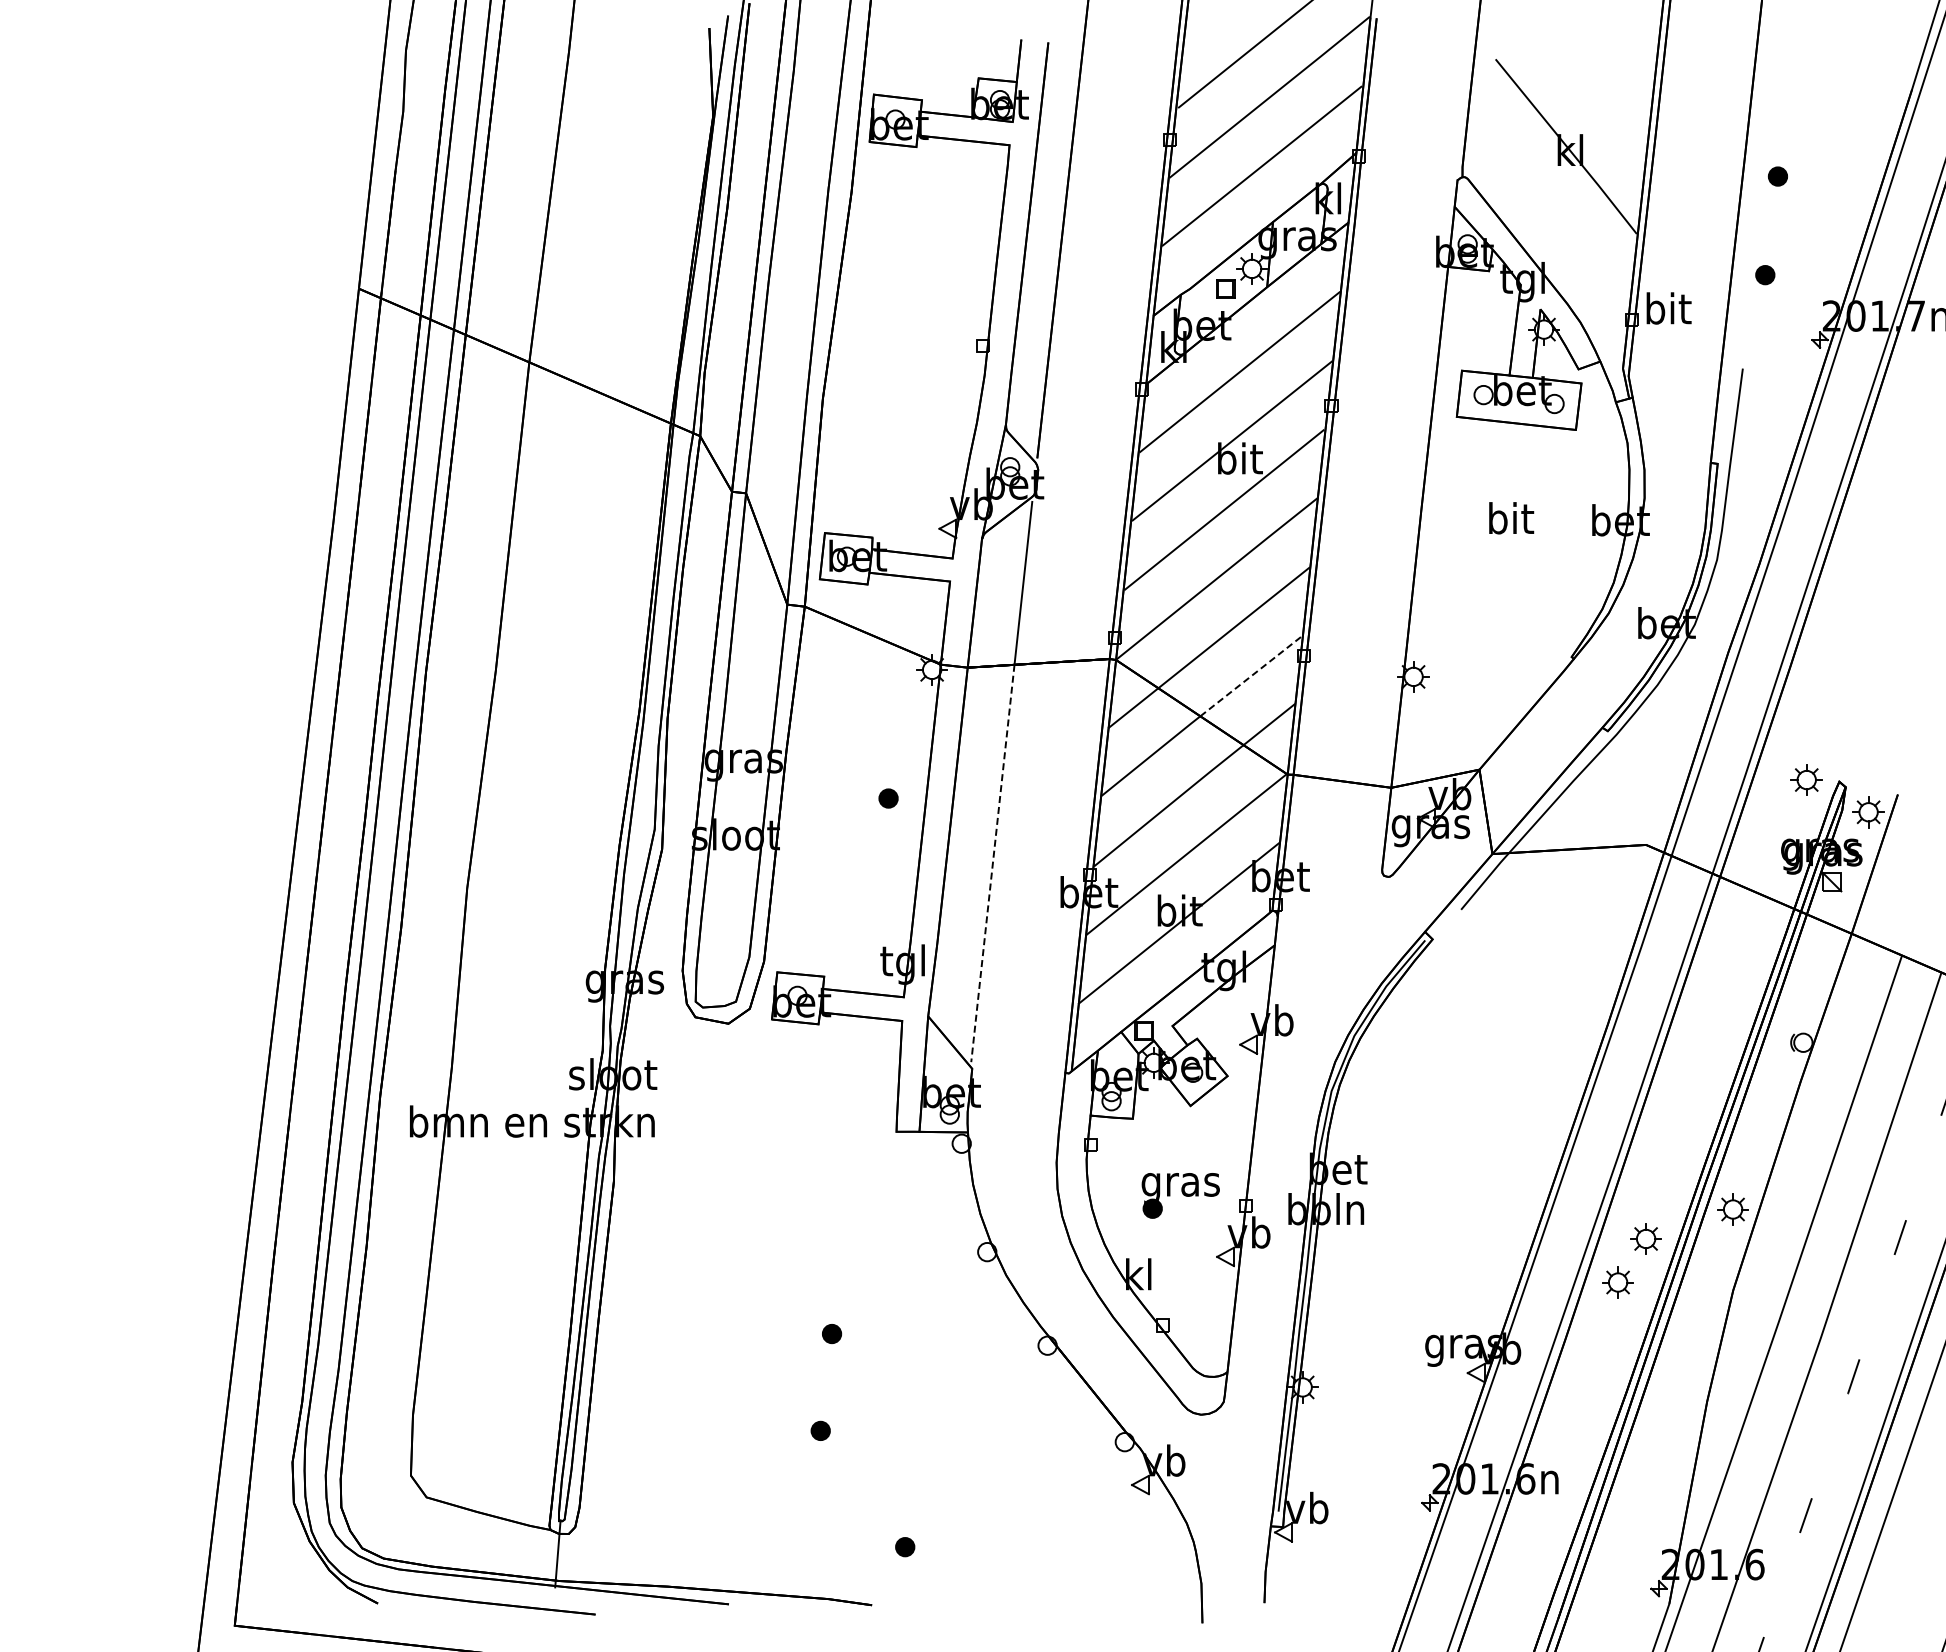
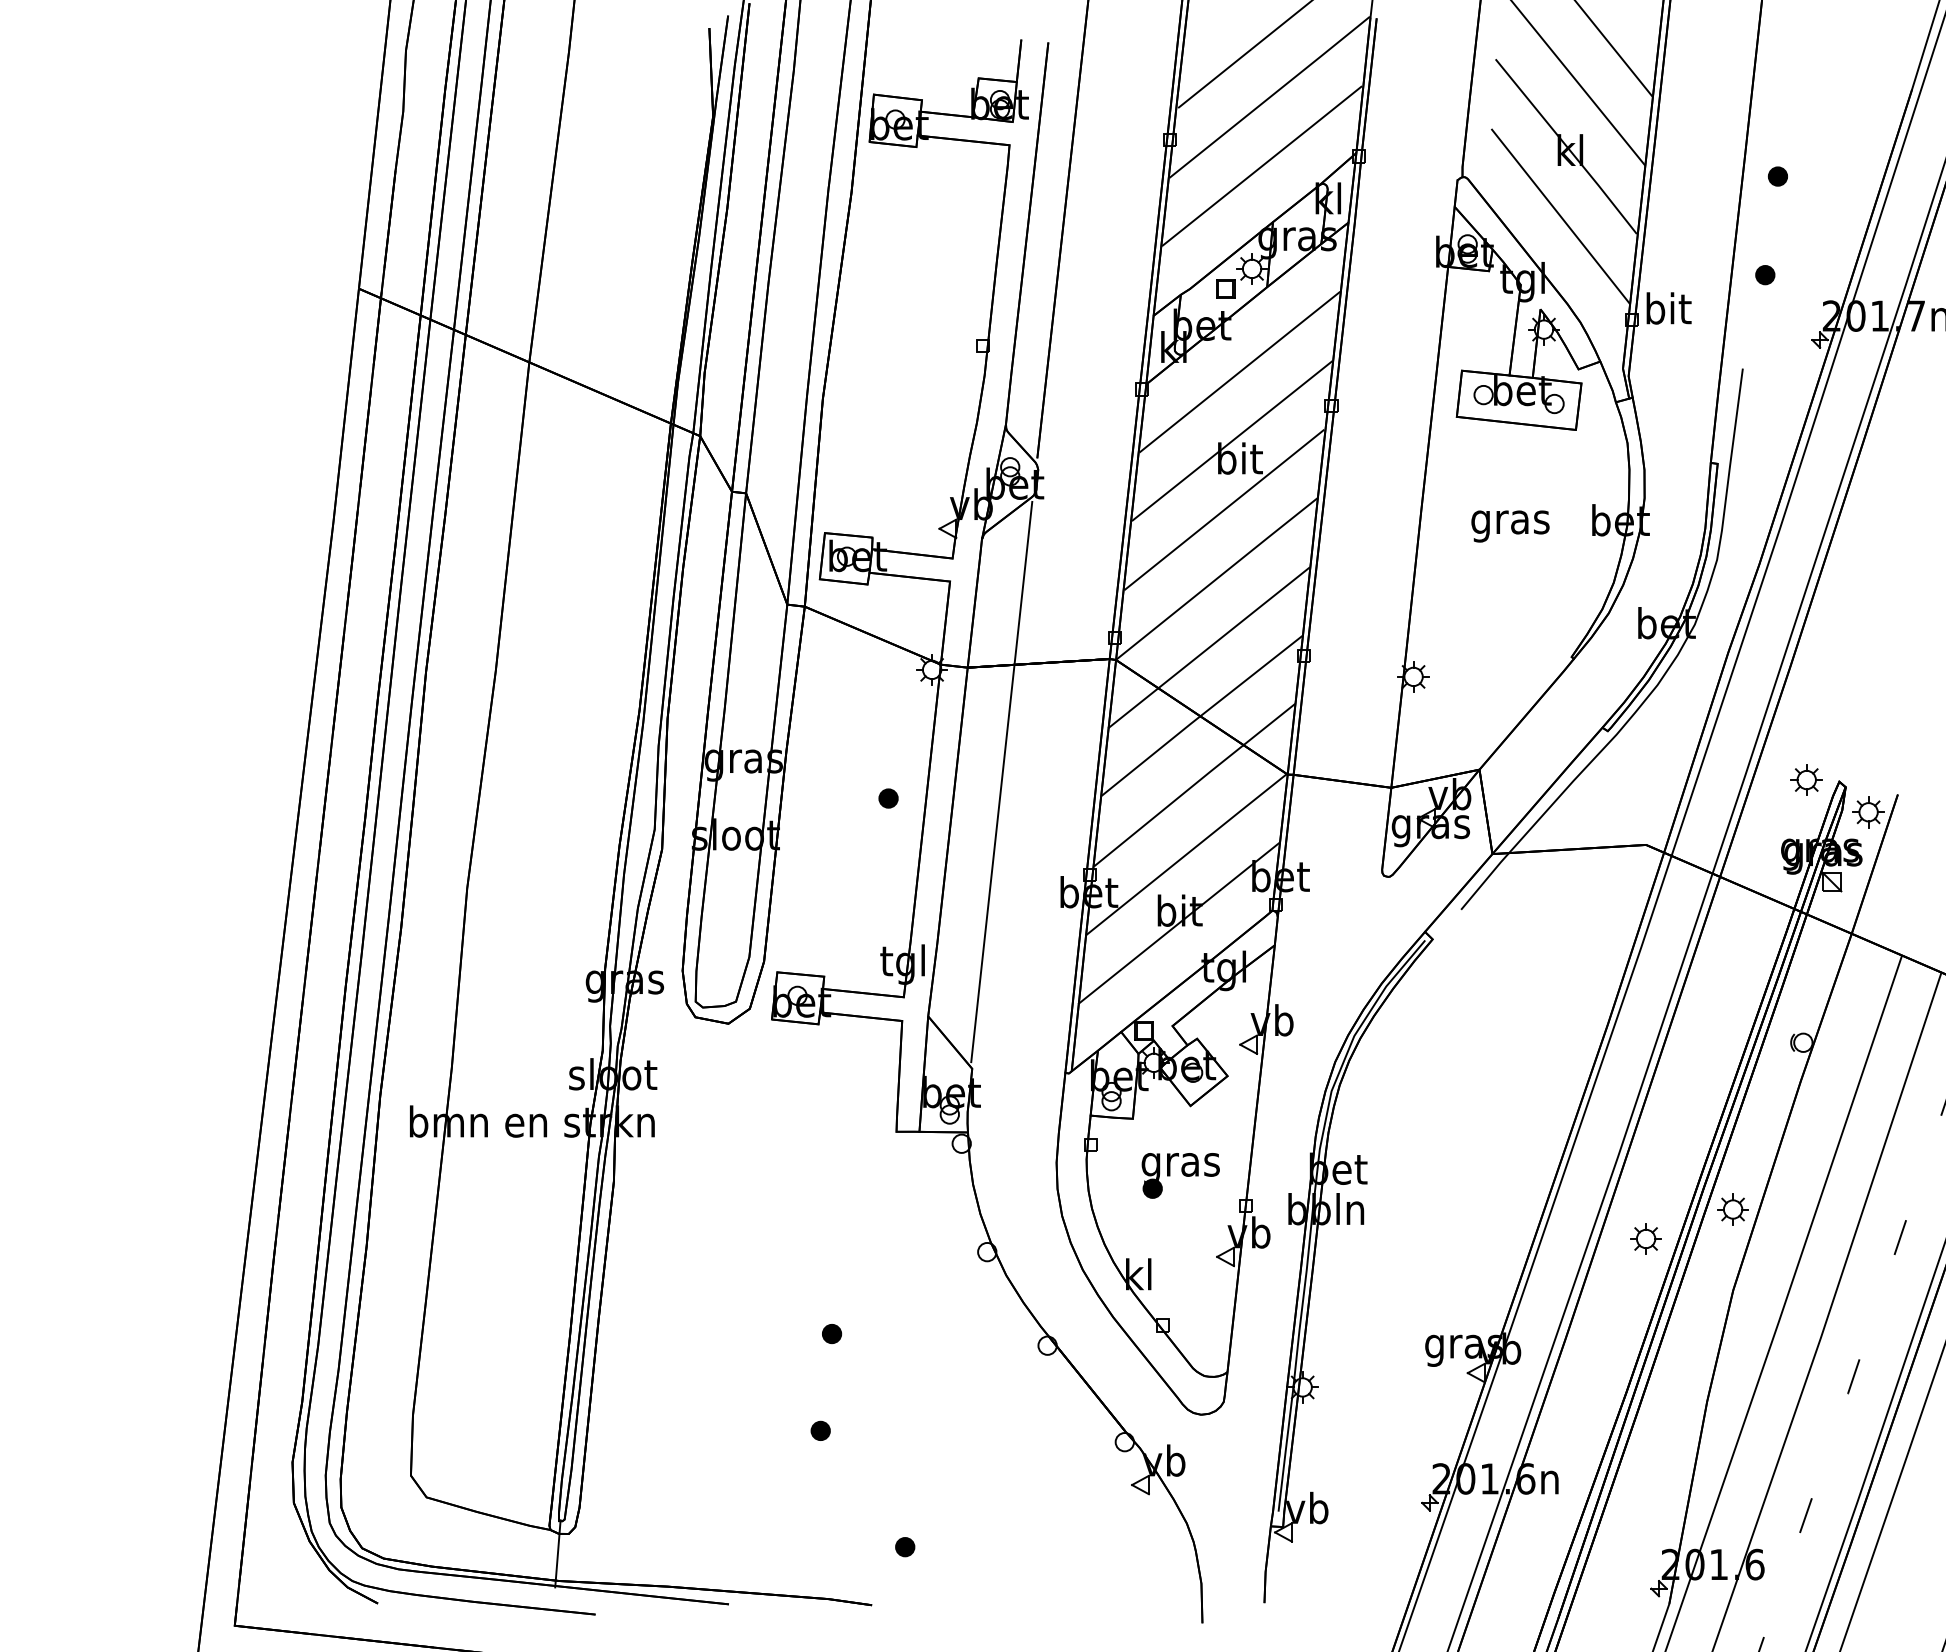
line: none -> present (1614, 49)
line: none -> present (1578, 83)
line: none -> present (1560, 216)
text: bit -> gras (1510, 522)
line: dashed -> solid (1251, 676)
line: dashed -> solid (992, 863)
part position: (1180, 1195) -> (1180, 1175) (1180, 1175)
part: present -> none (1617, 1282)
